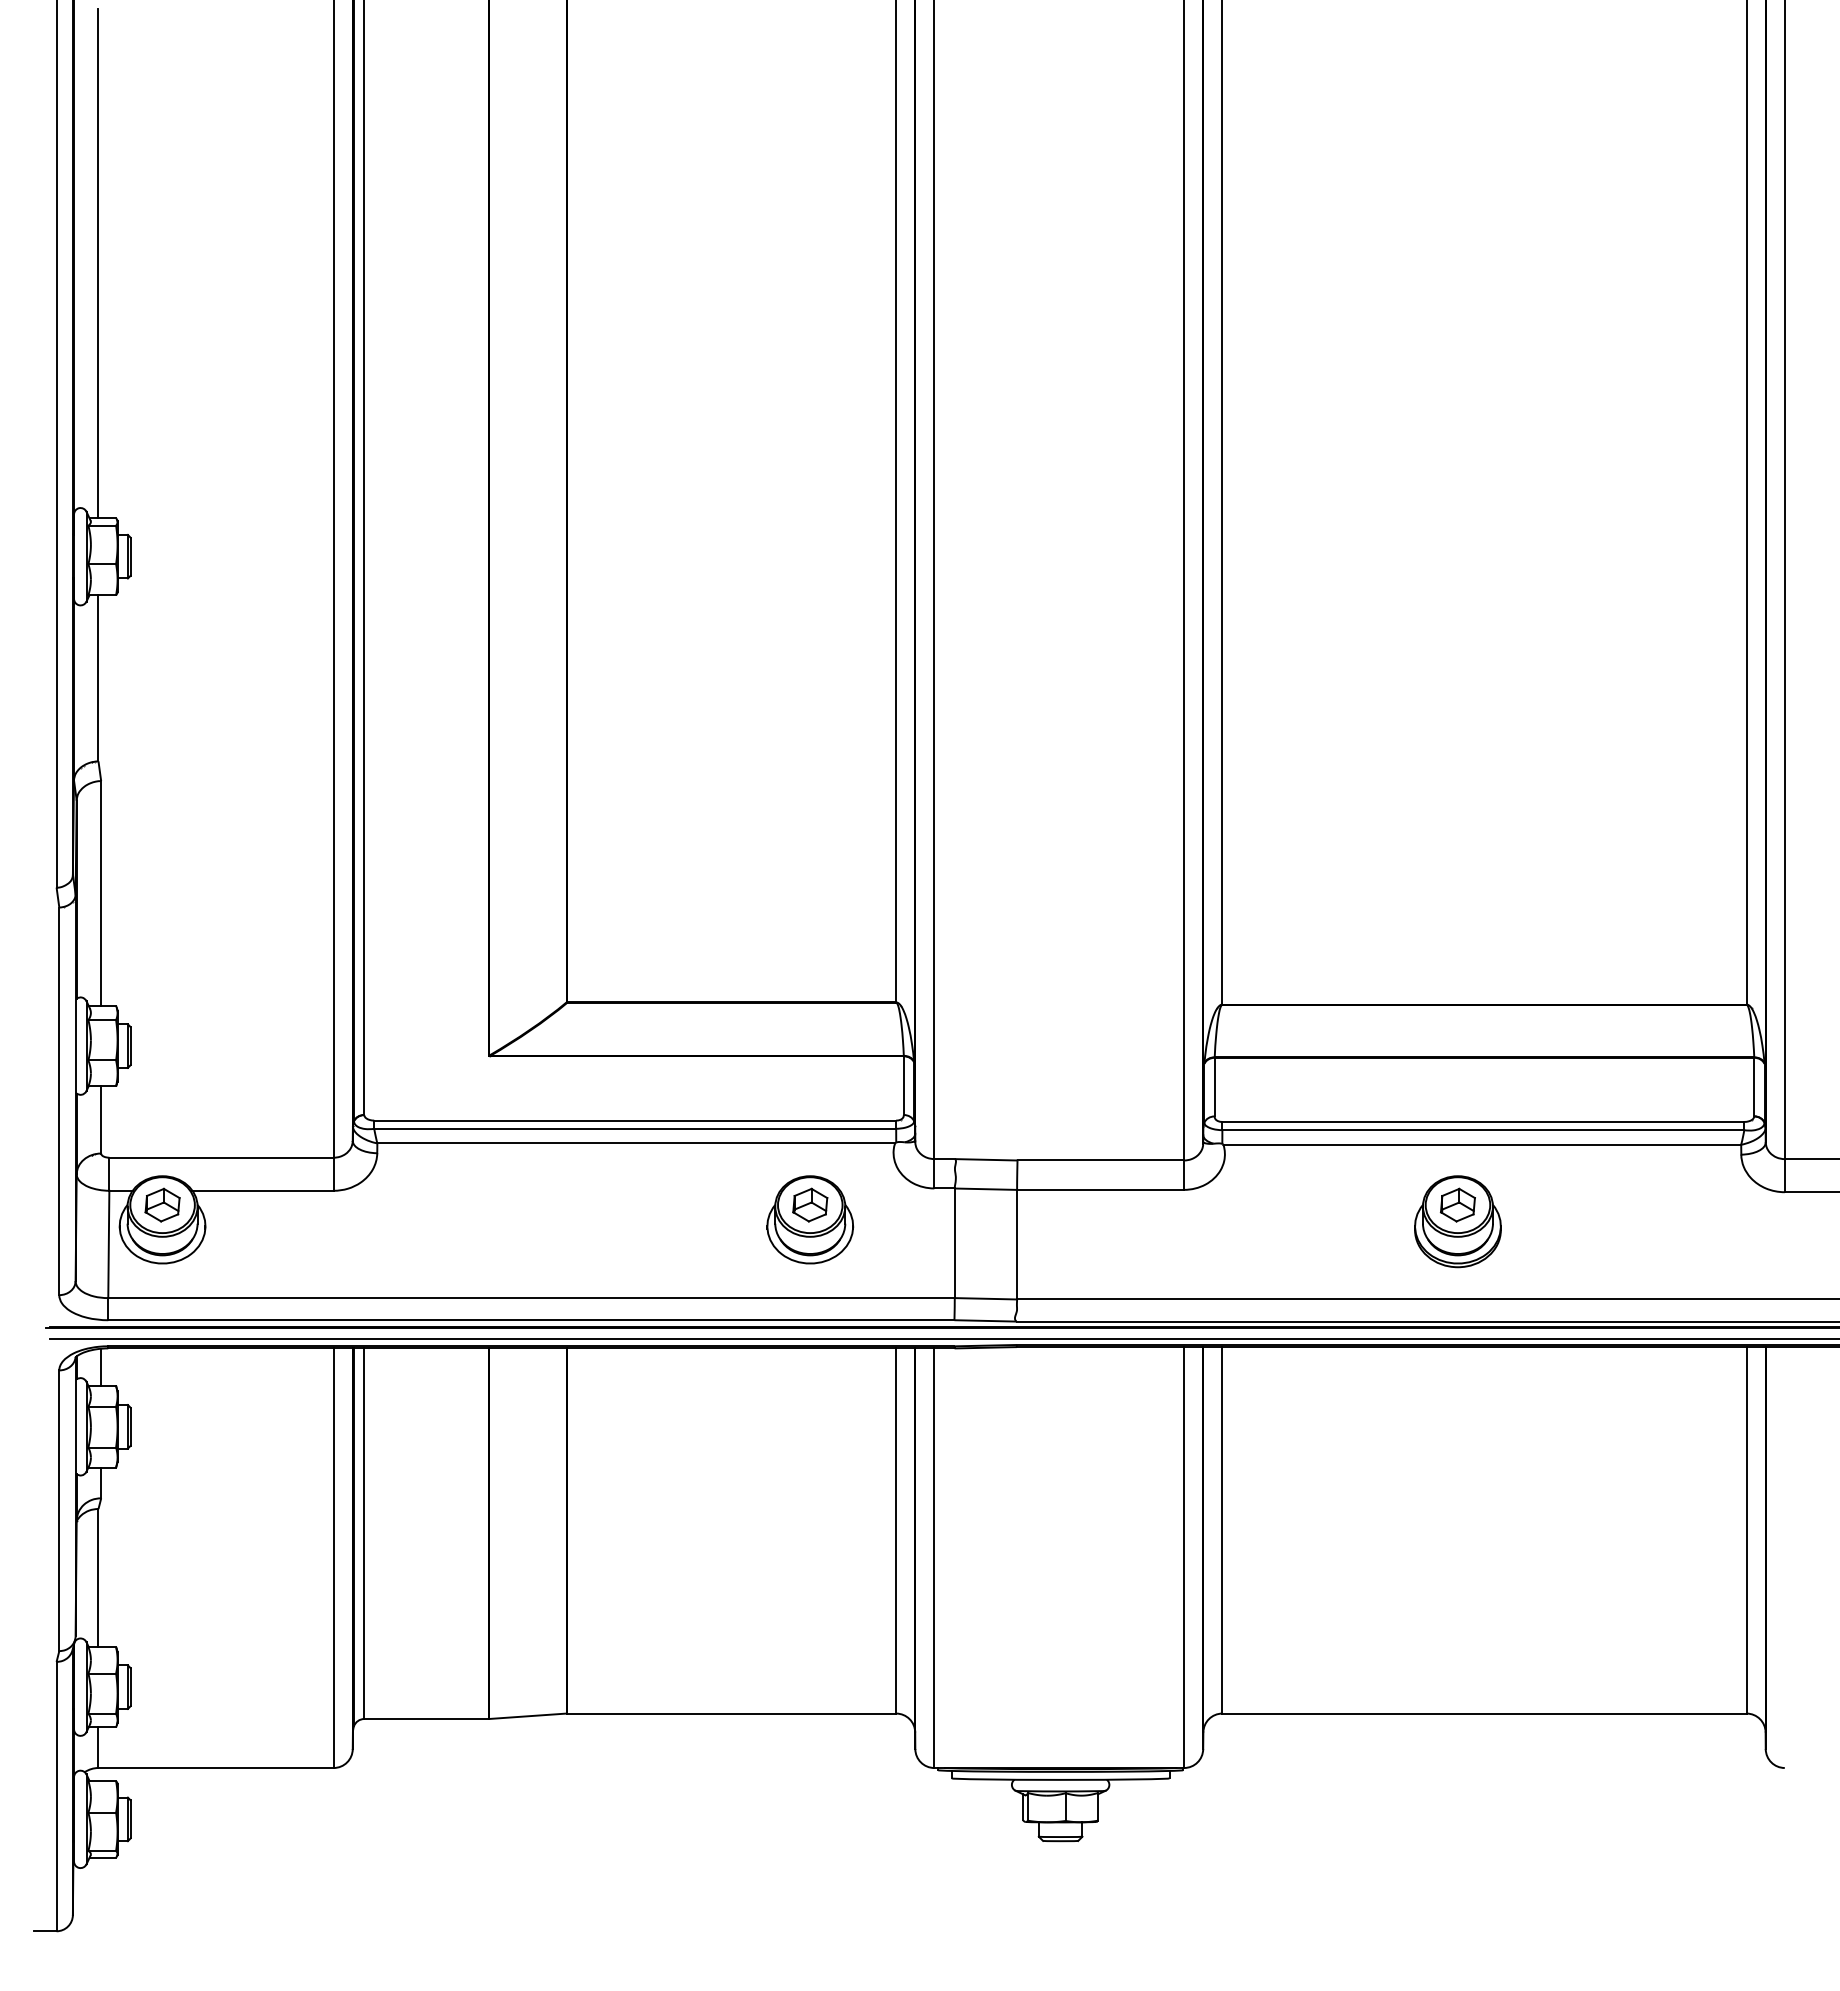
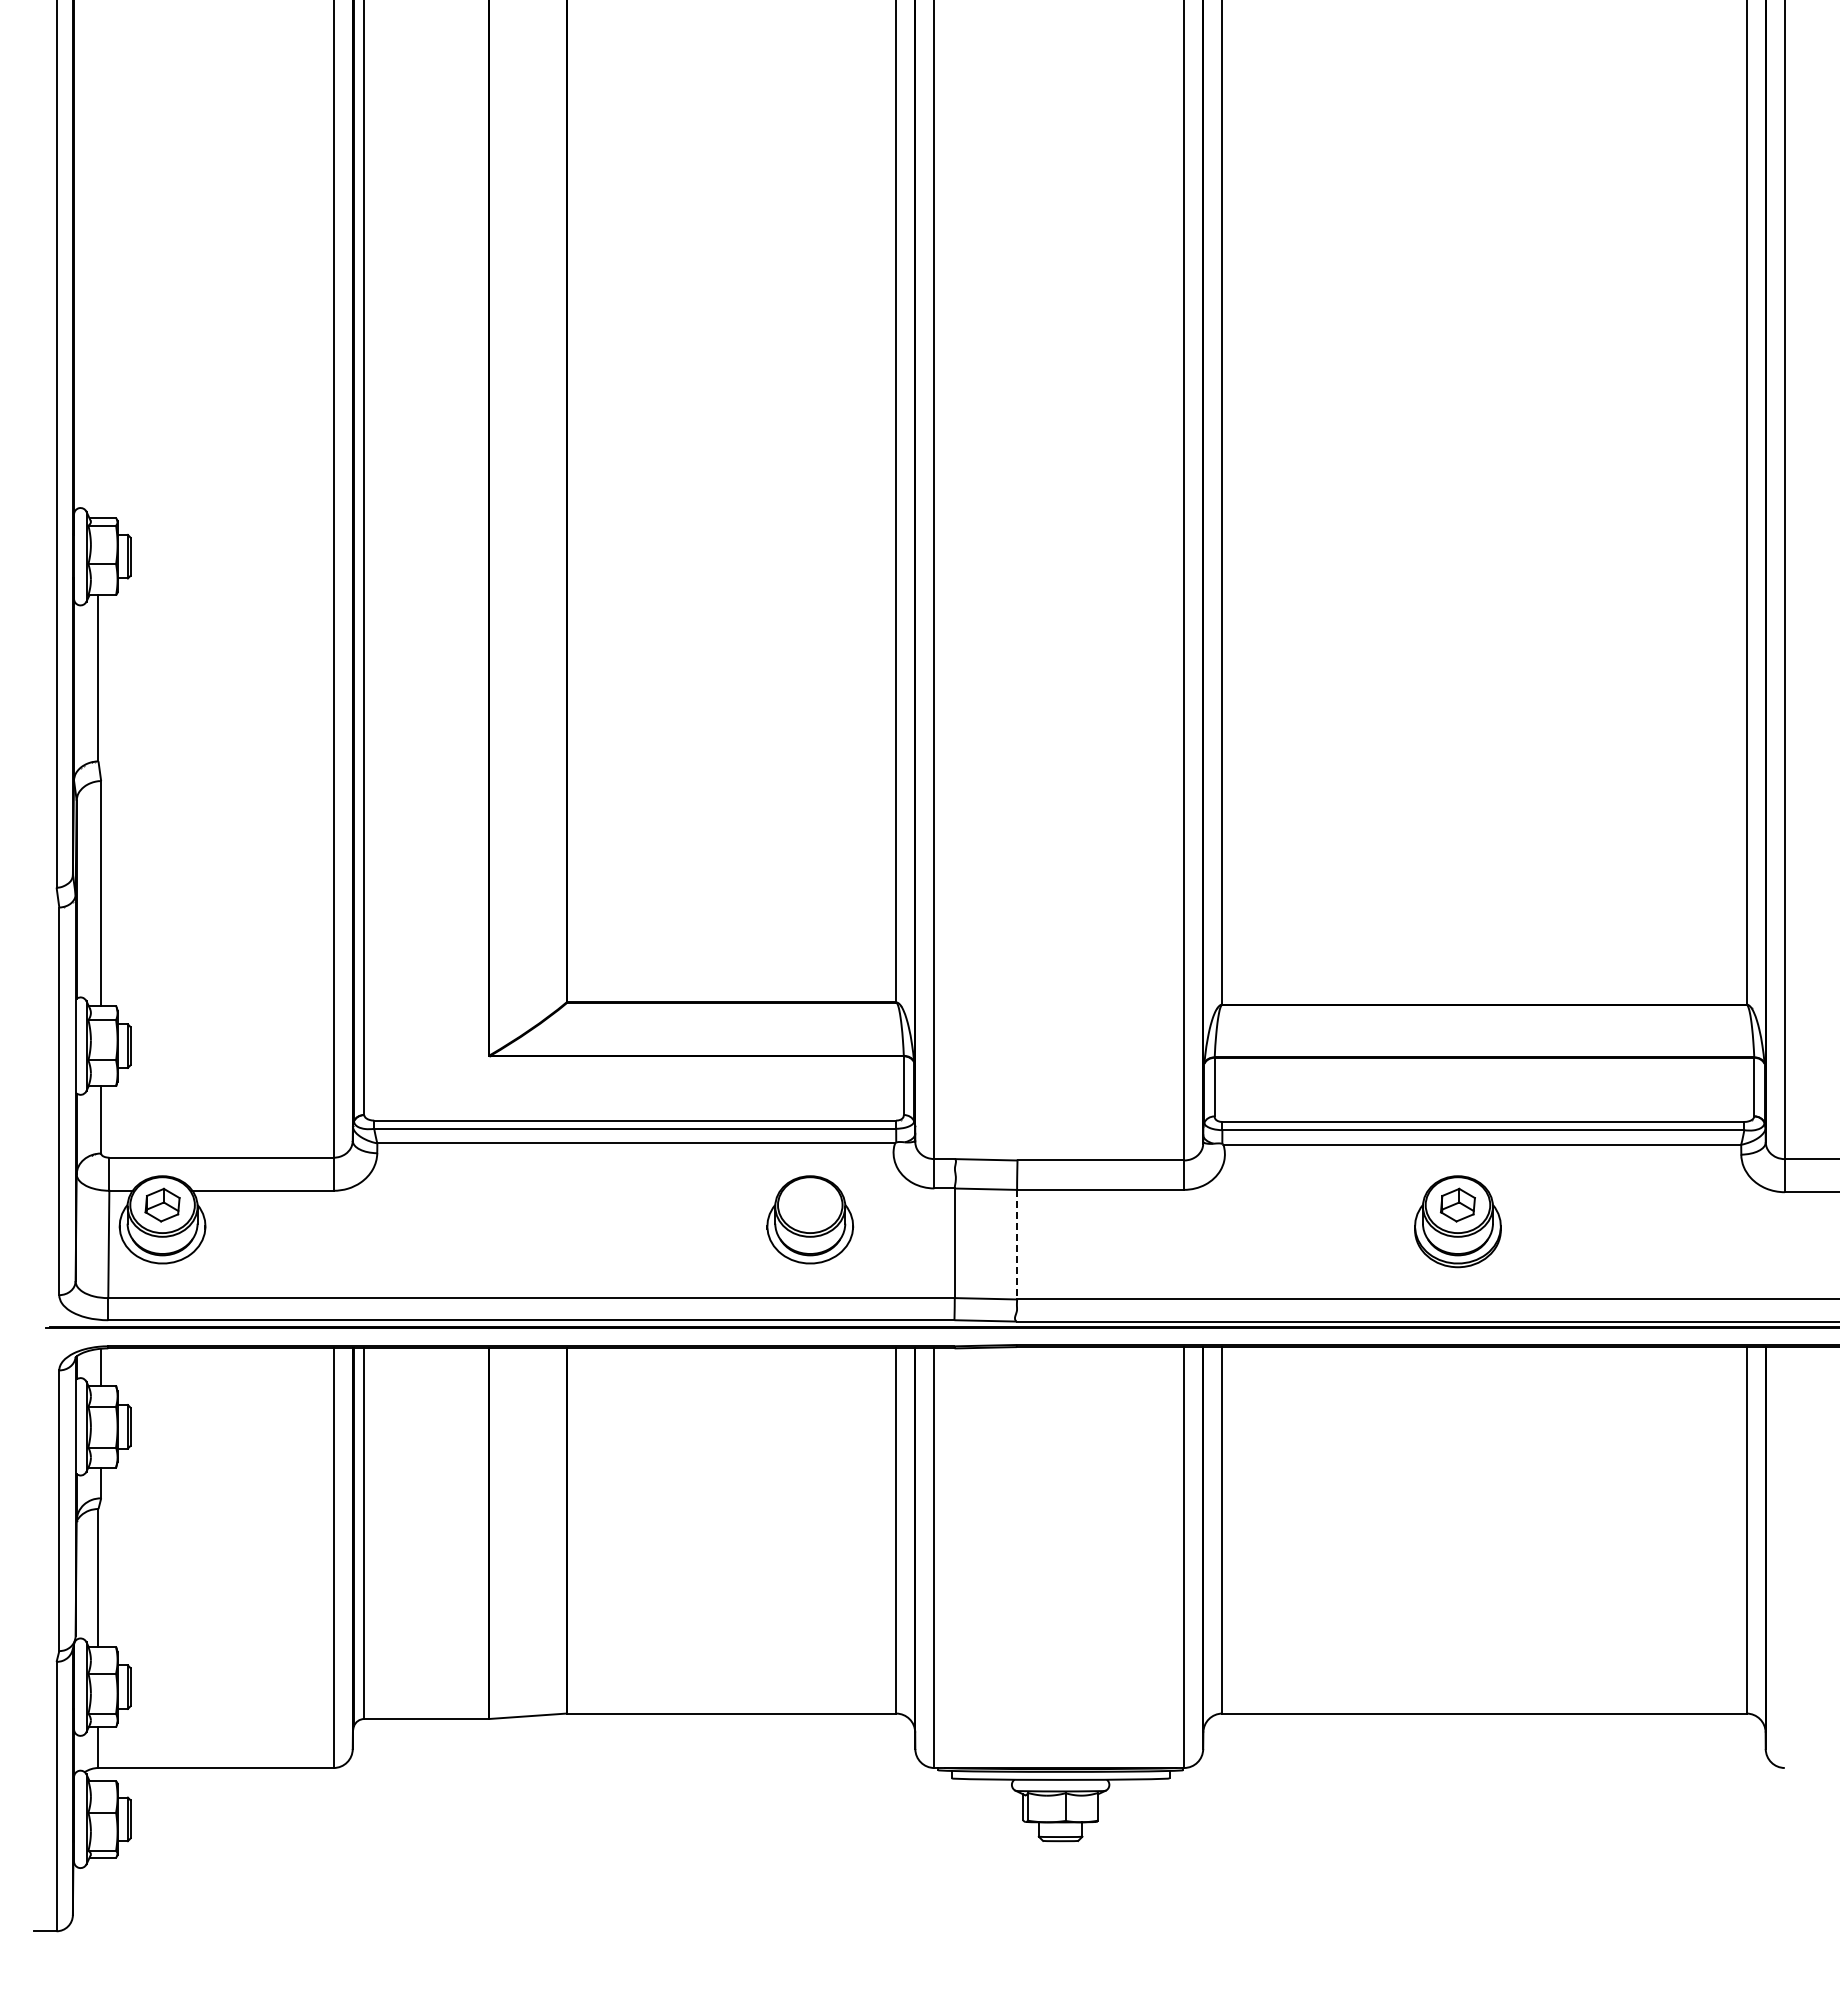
line: present -> none (98, 263)
part: present -> none (810, 1204)
line: solid -> dashed (1017, 1244)
line: present -> none (943, 1339)
